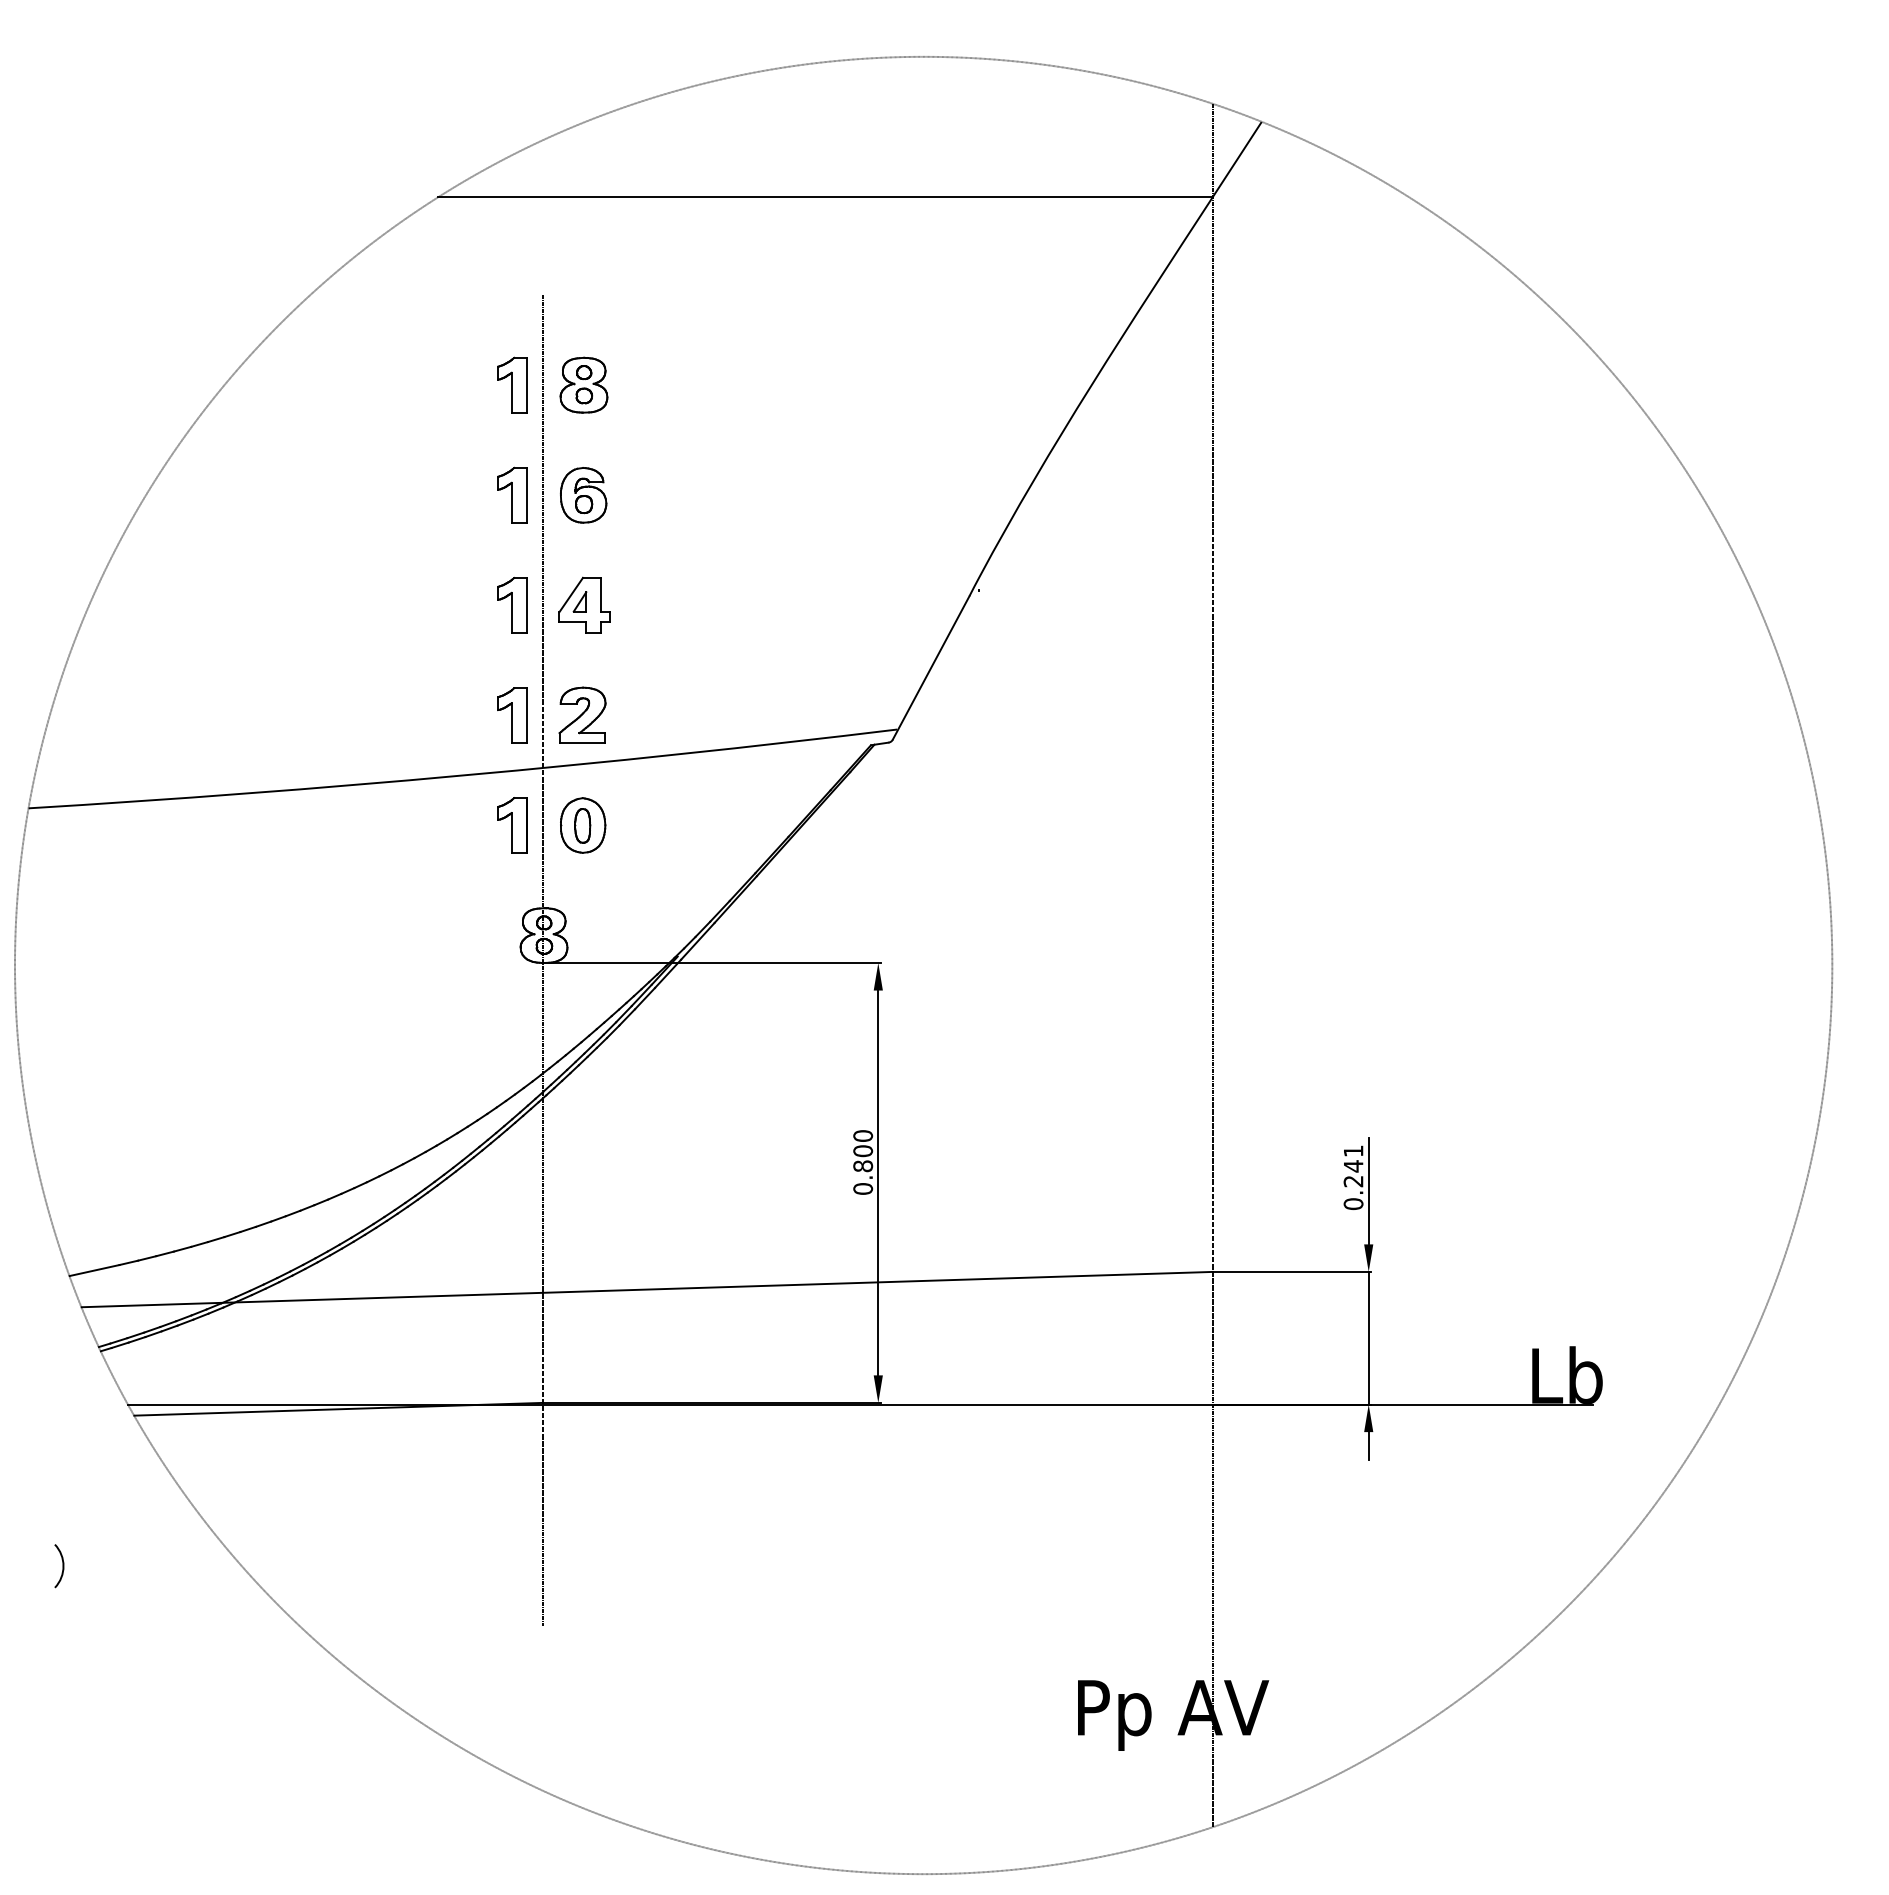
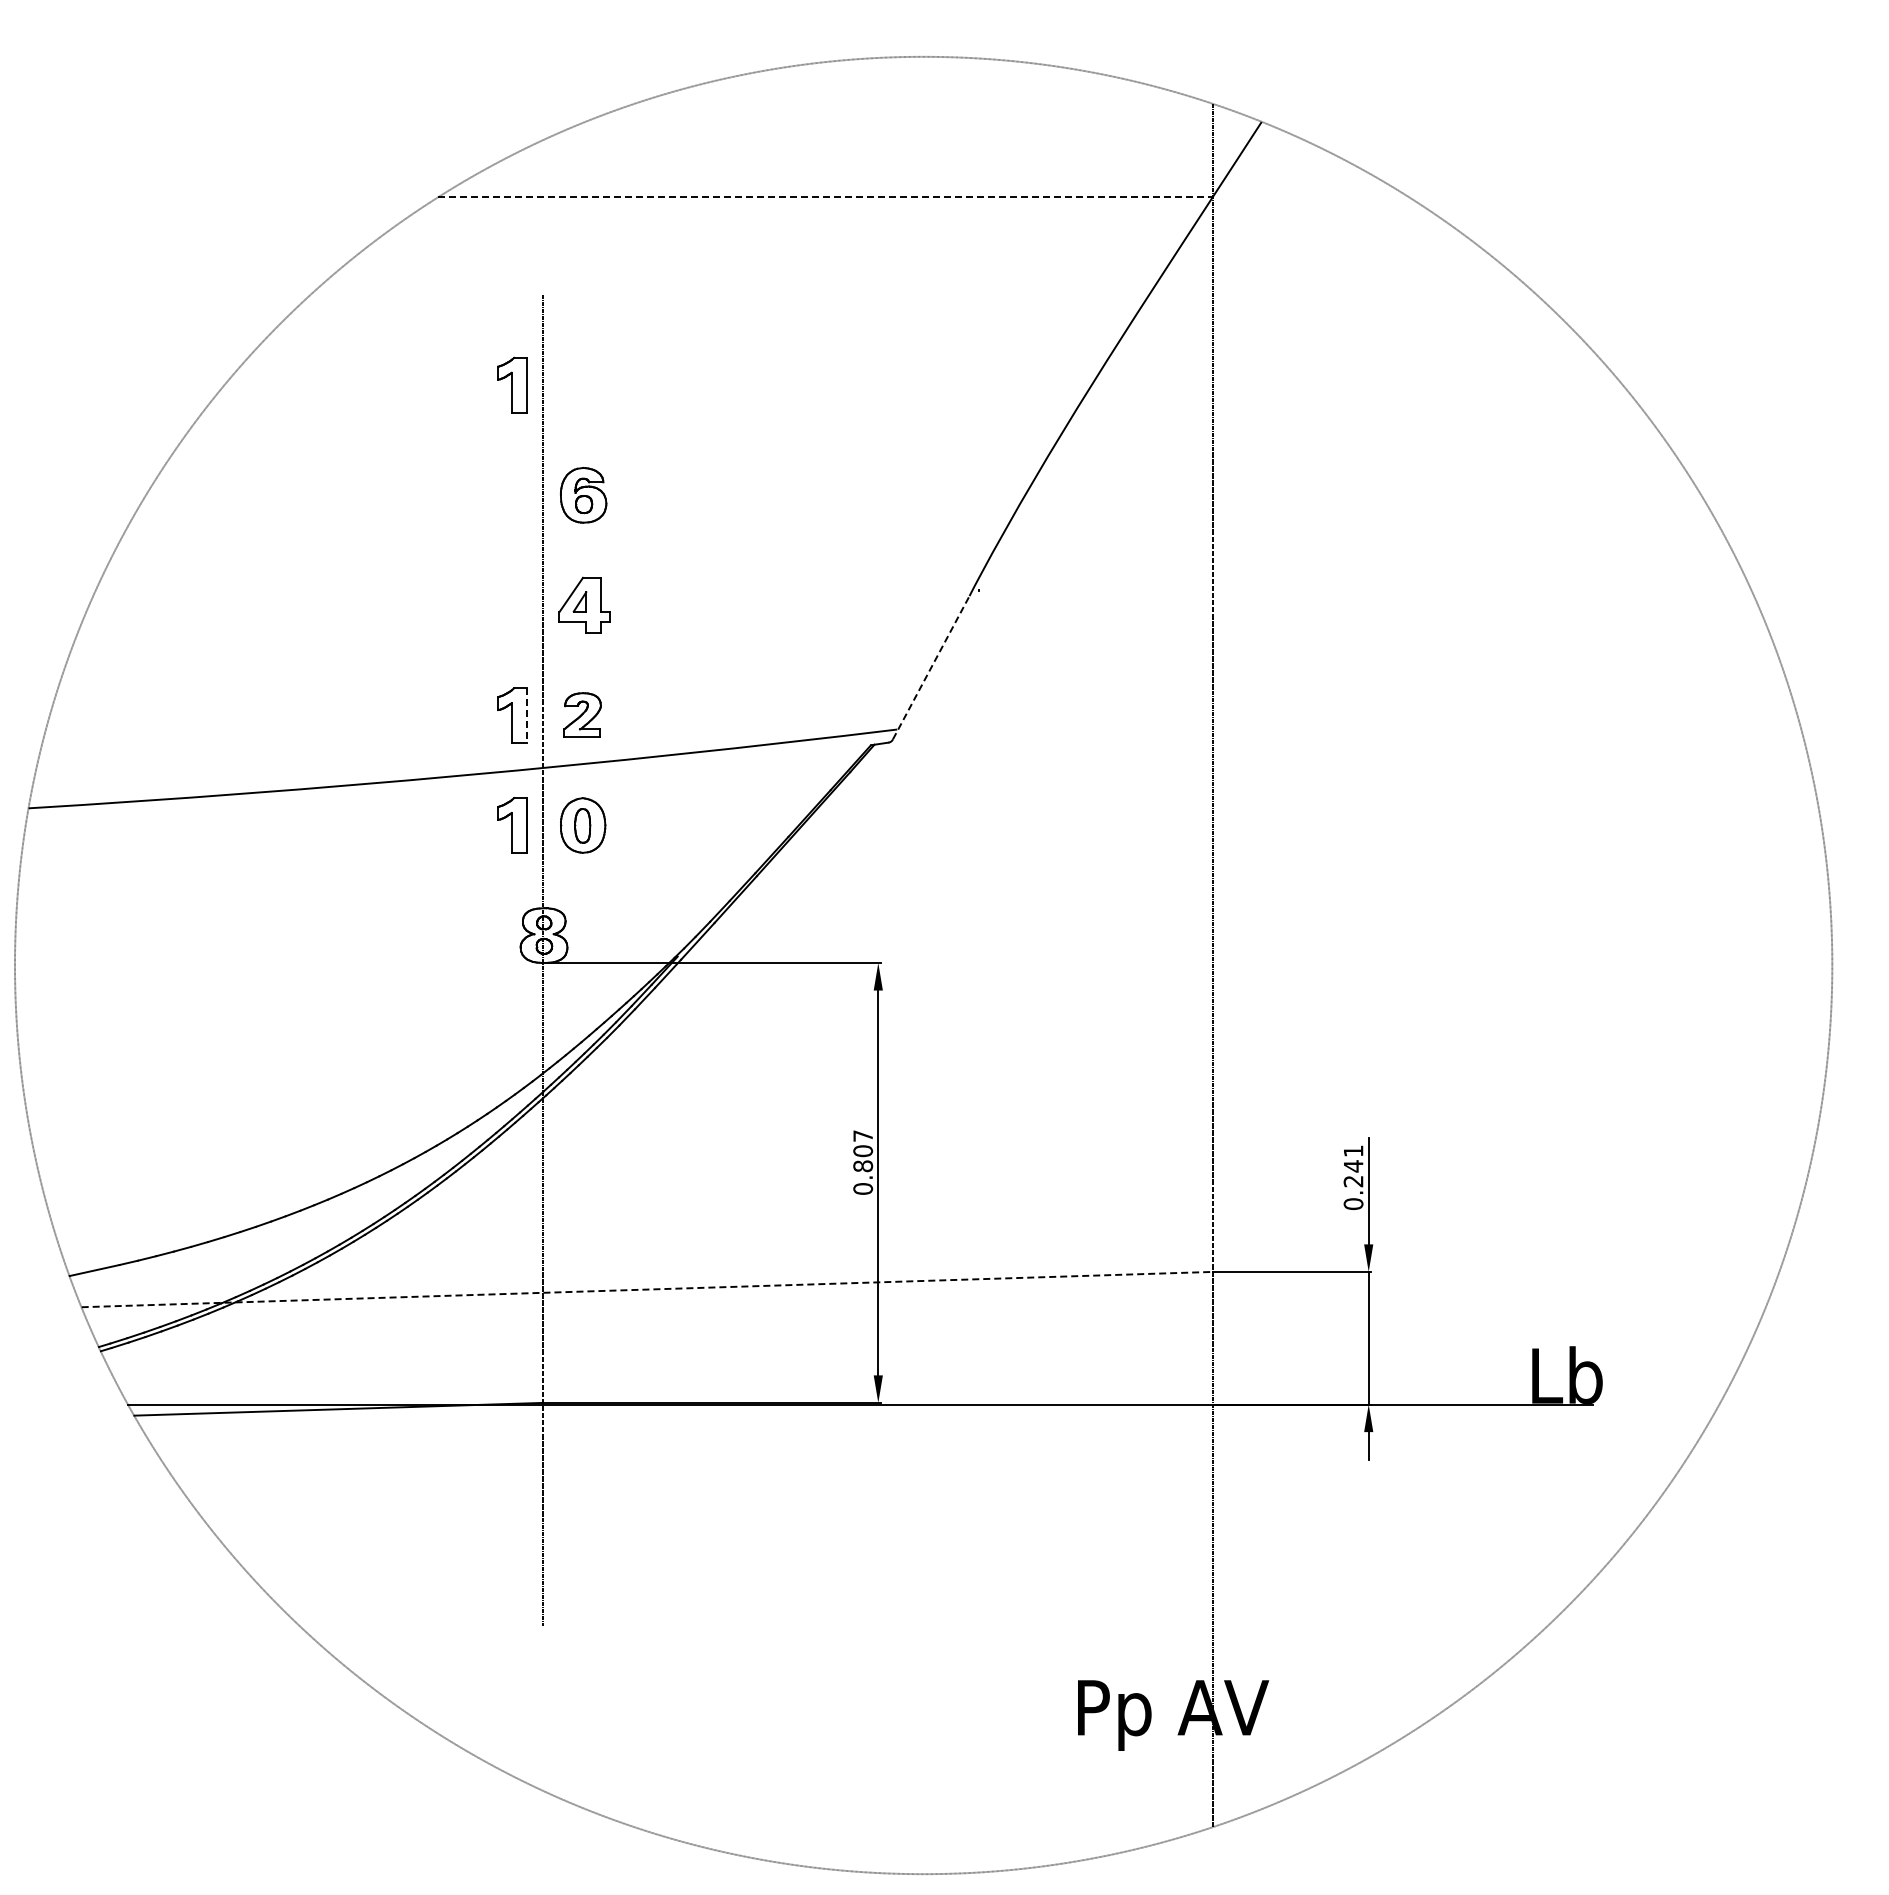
line: solid -> dashed (825, 197)
part: present -> none (583, 384)
part: present -> none (512, 494)
part: present -> none (512, 605)
line: solid -> dashed (931, 667)
part size: 49x58 px -> 39x46 px (582, 714)
line: solid -> dashed (527, 716)
text: 0.800 -> 0.807 (863, 1135)
line: solid -> dashed (647, 1289)
arc: present -> none (62, 1566)
